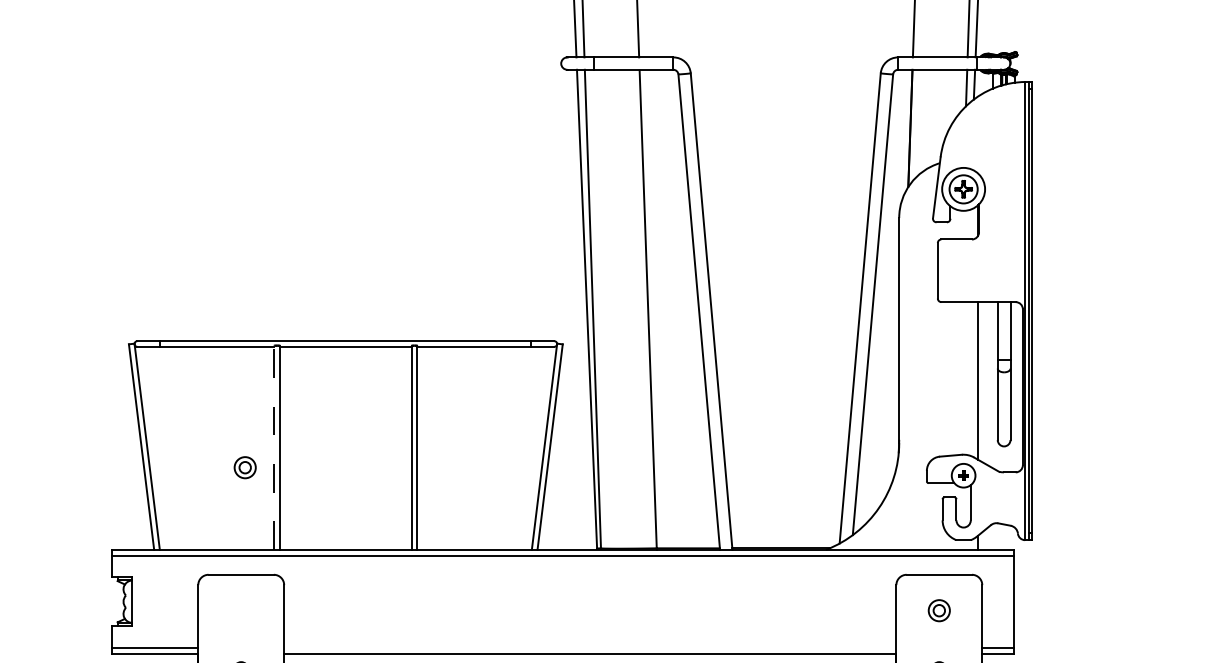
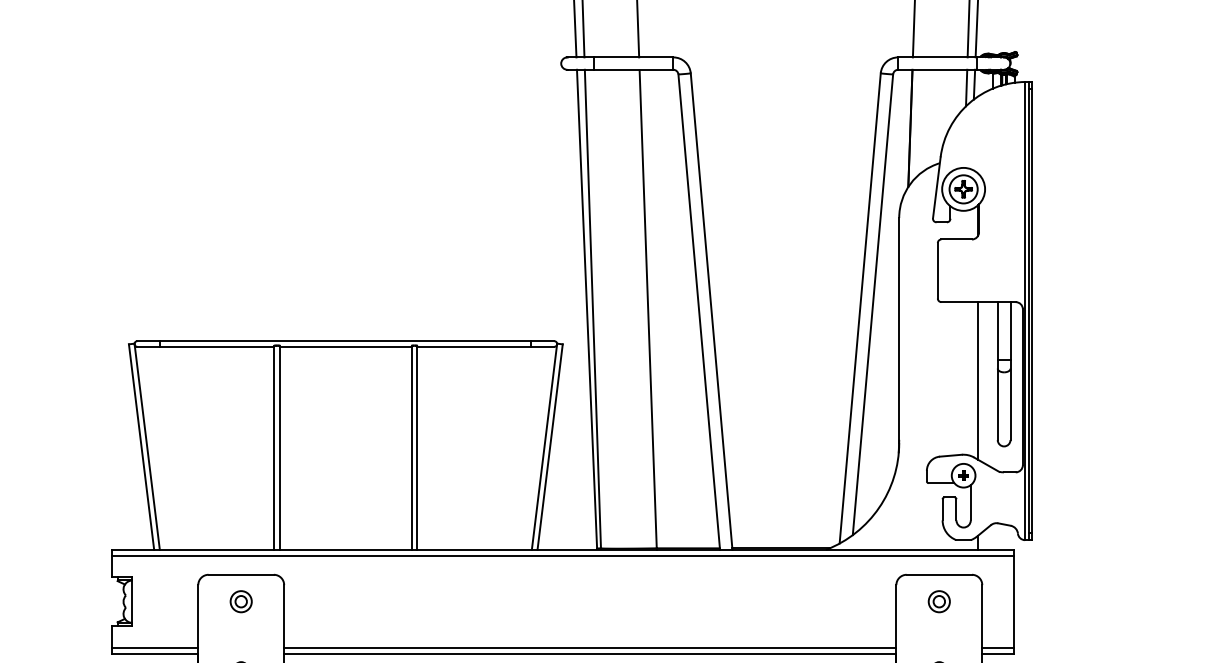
line: dashed -> solid (274, 447)
part position: (244, 467) -> (240, 601) (240, 601)
part position: (938, 610) -> (938, 601) (938, 601)
line: none -> present (590, 647)
